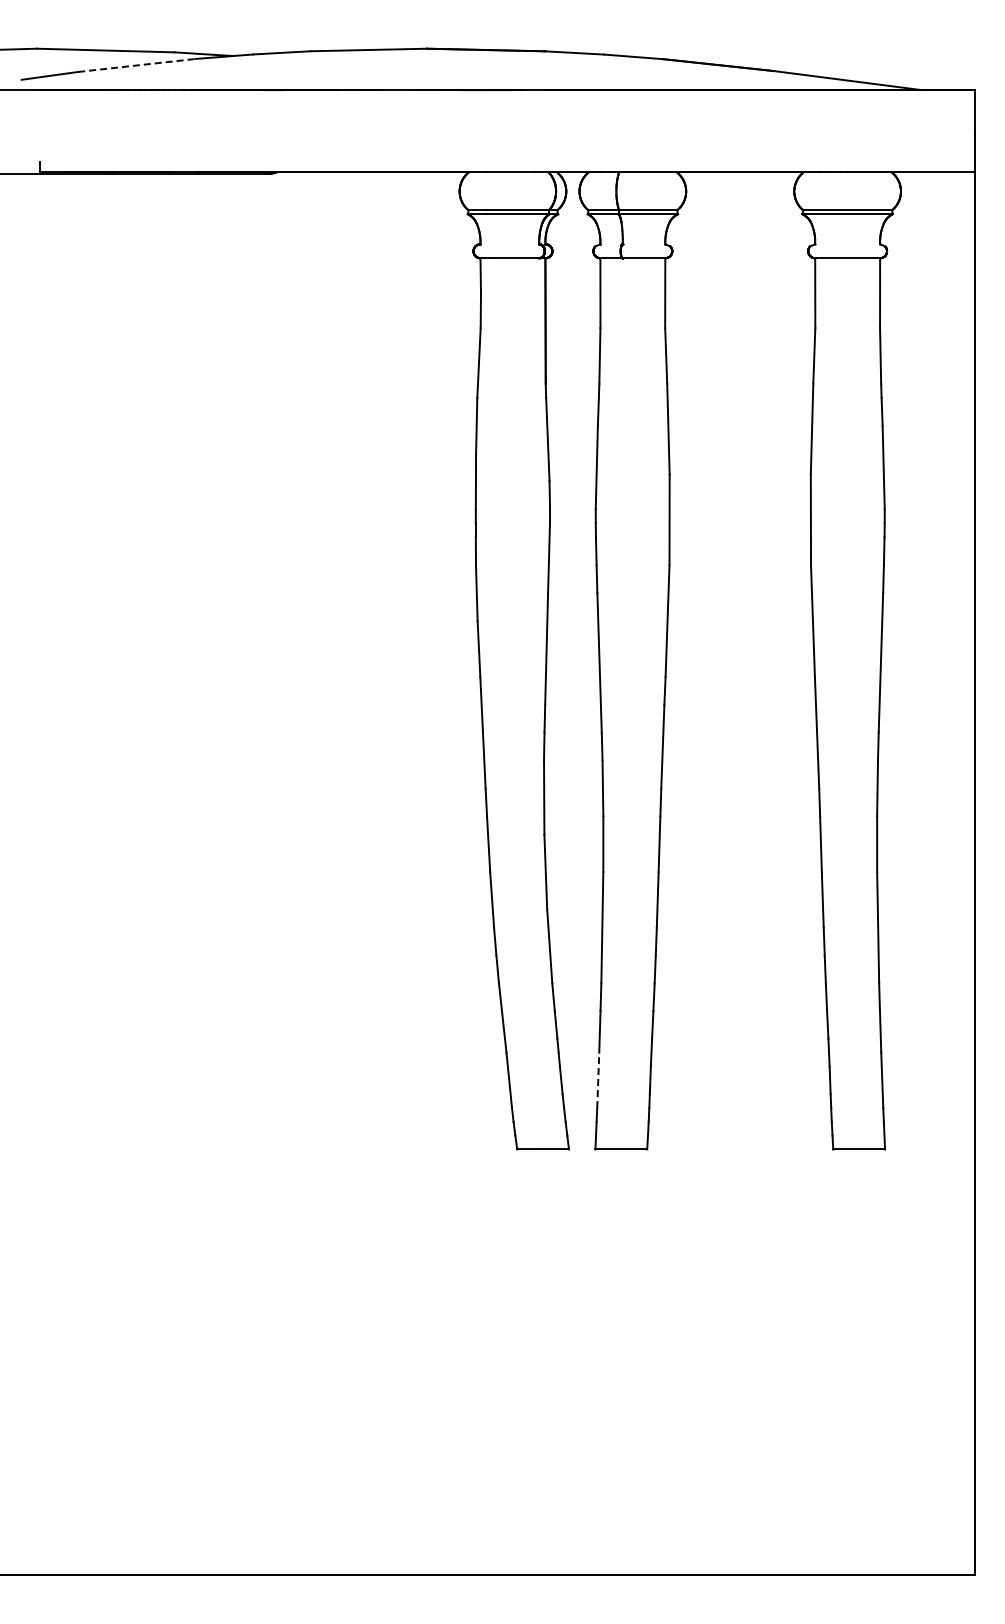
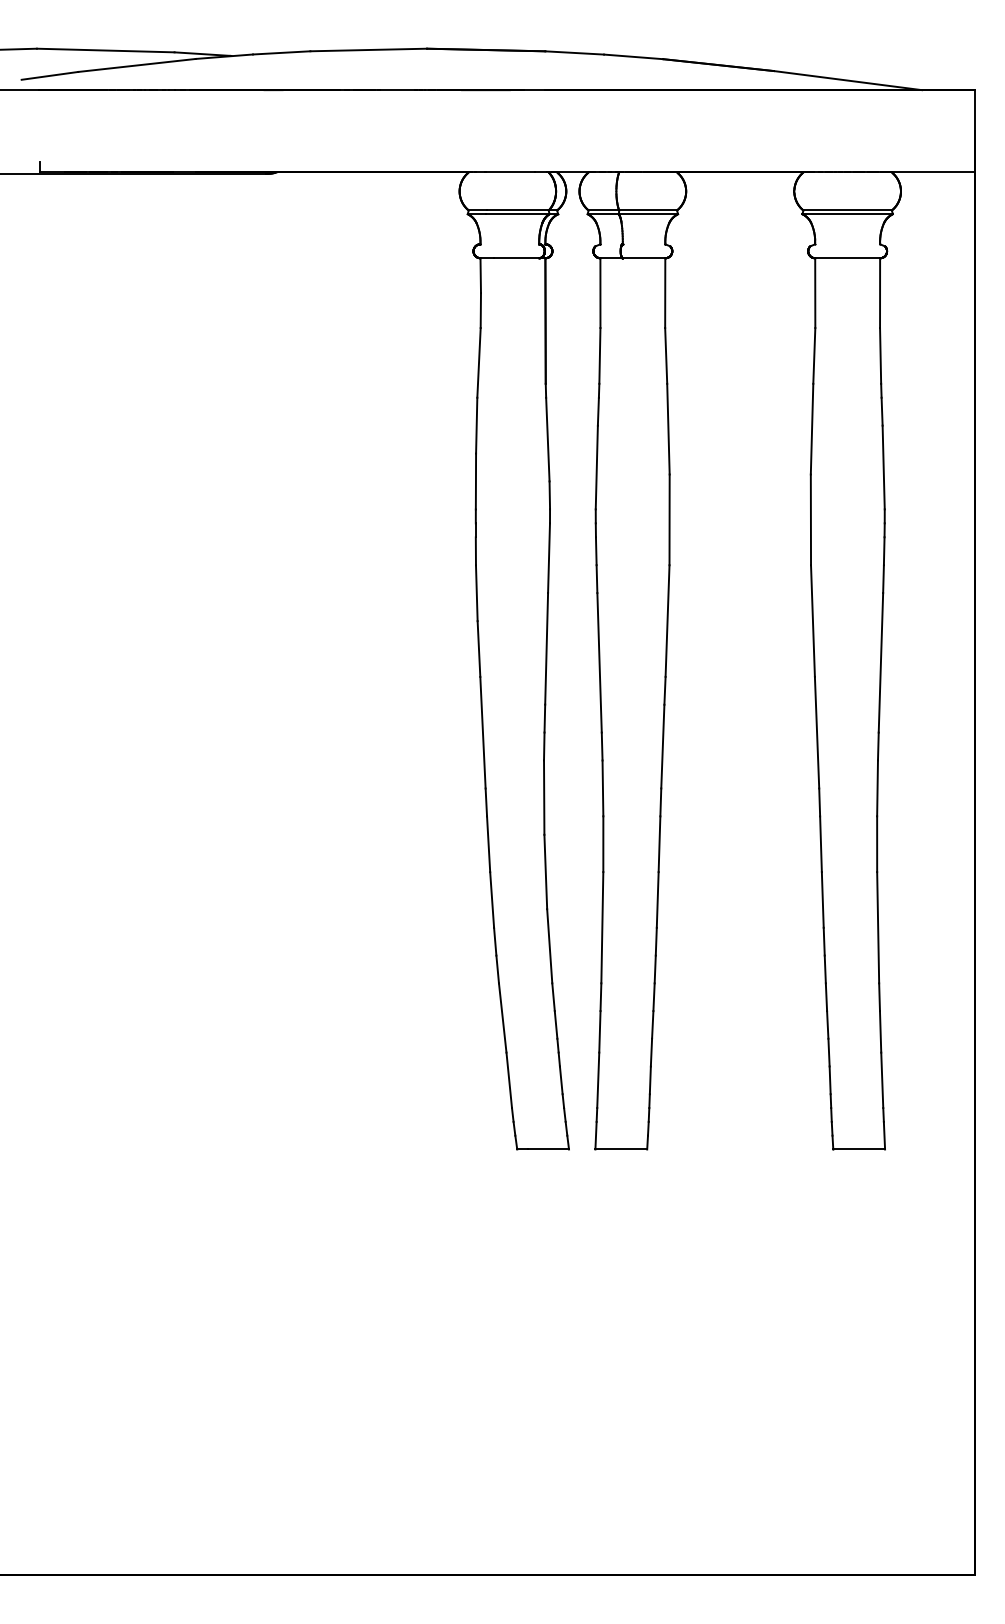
line: dashed -> solid (137, 65)
line: dashed -> solid (598, 1080)
